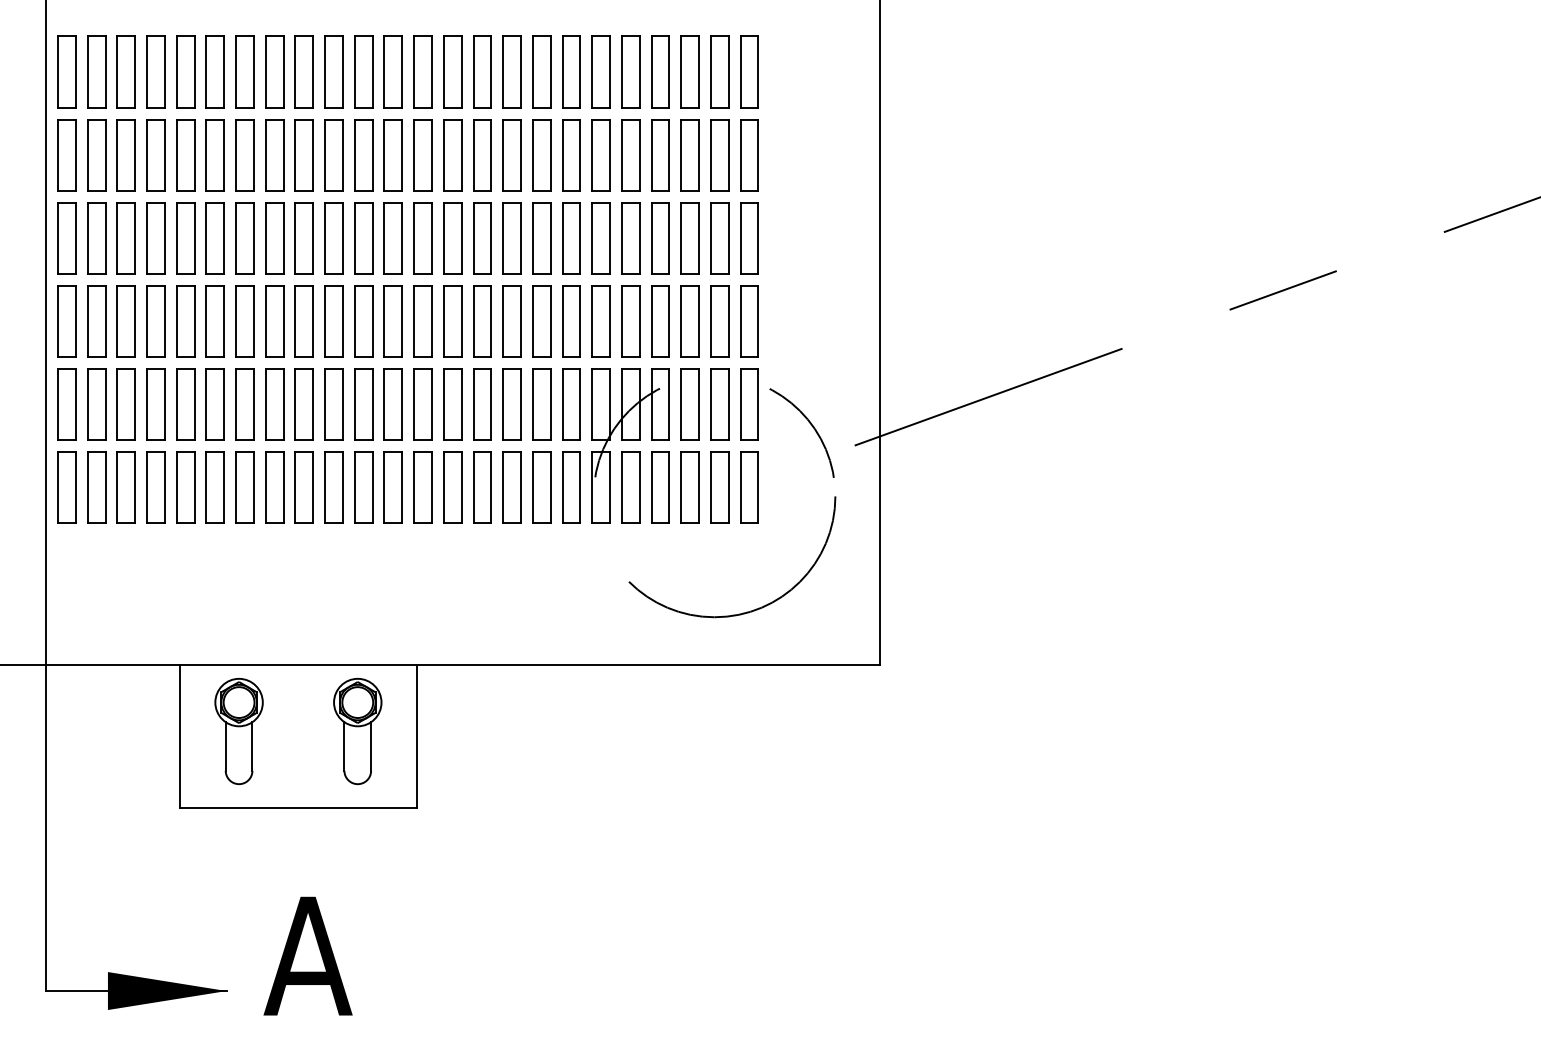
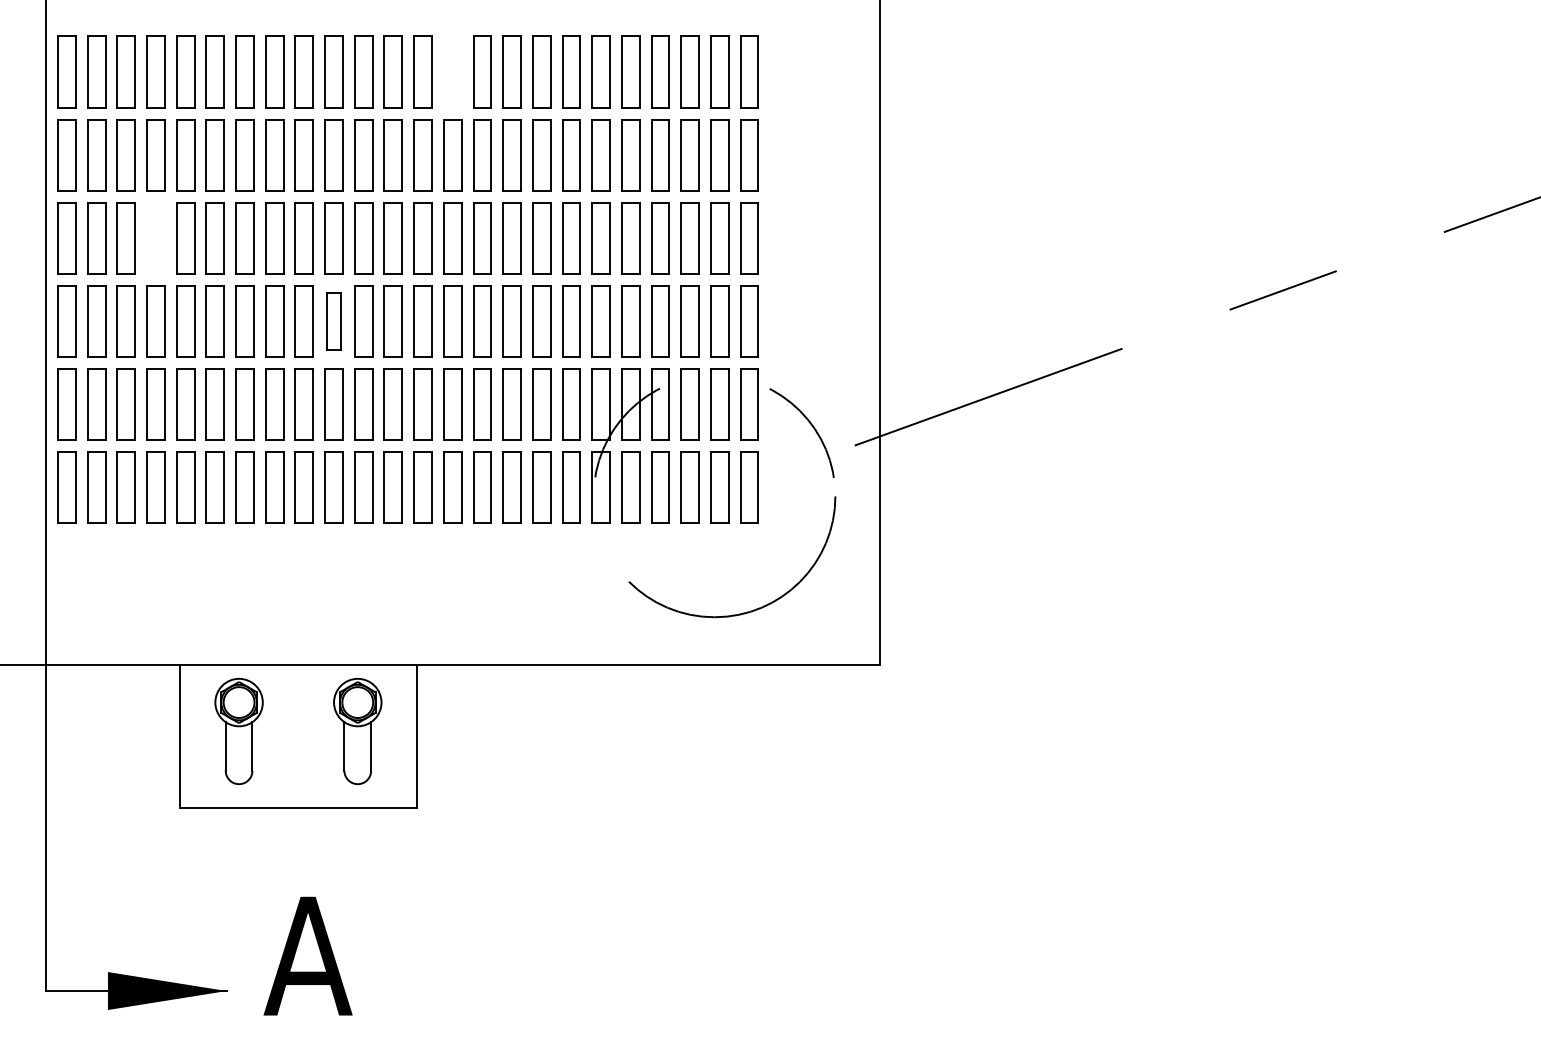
part: present -> none (452, 71)
part: present -> none (155, 238)
part size: 20x73 px -> 16x59 px (333, 321)
